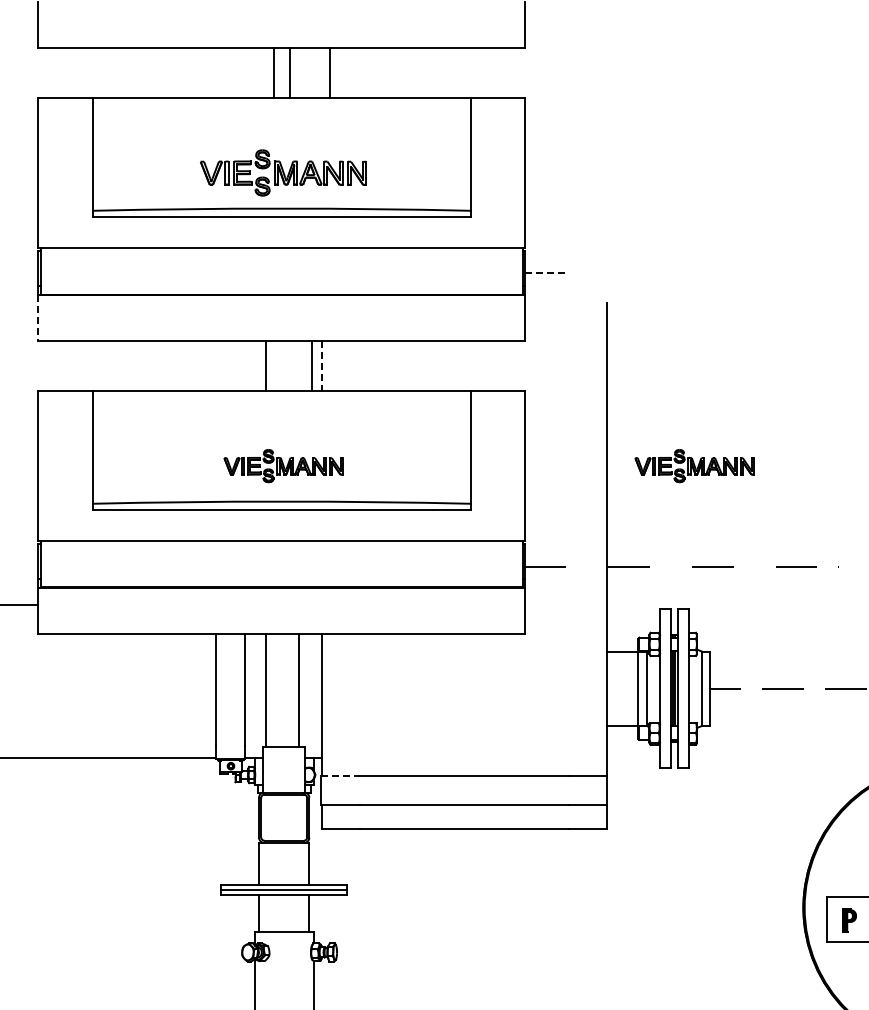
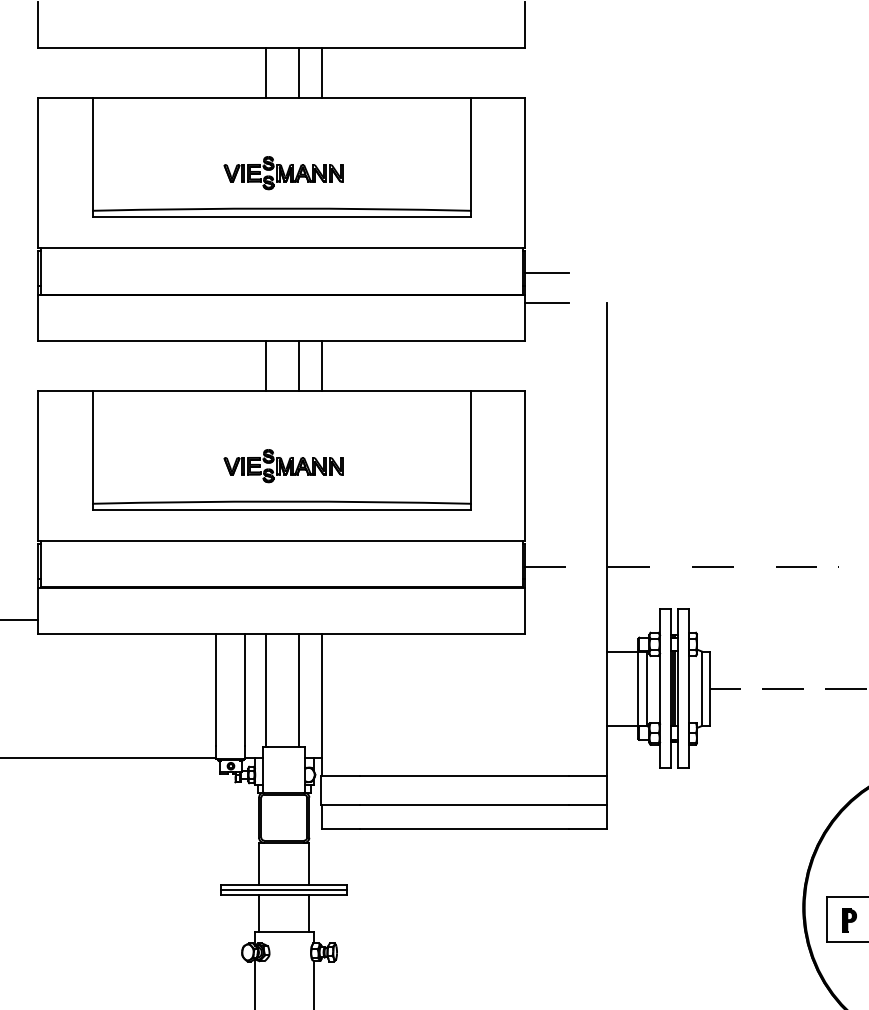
line position: (273, 72) -> (265, 72) (265, 72)
line position: (290, 72) -> (299, 72) (299, 72)
line position: (329, 72) -> (321, 72) (321, 72)
part size: 167x48 px -> 121x35 px (283, 173)
line: dashed -> solid (547, 273)
line: none -> present (546, 302)
line: dashed -> solid (38, 317)
line position: (312, 365) -> (299, 365) (299, 365)
line: dashed -> solid (321, 366)
part: present -> none (694, 466)
line position: (20, 605) -> (20, 620) (20, 620)
line: dashed -> solid (341, 775)
